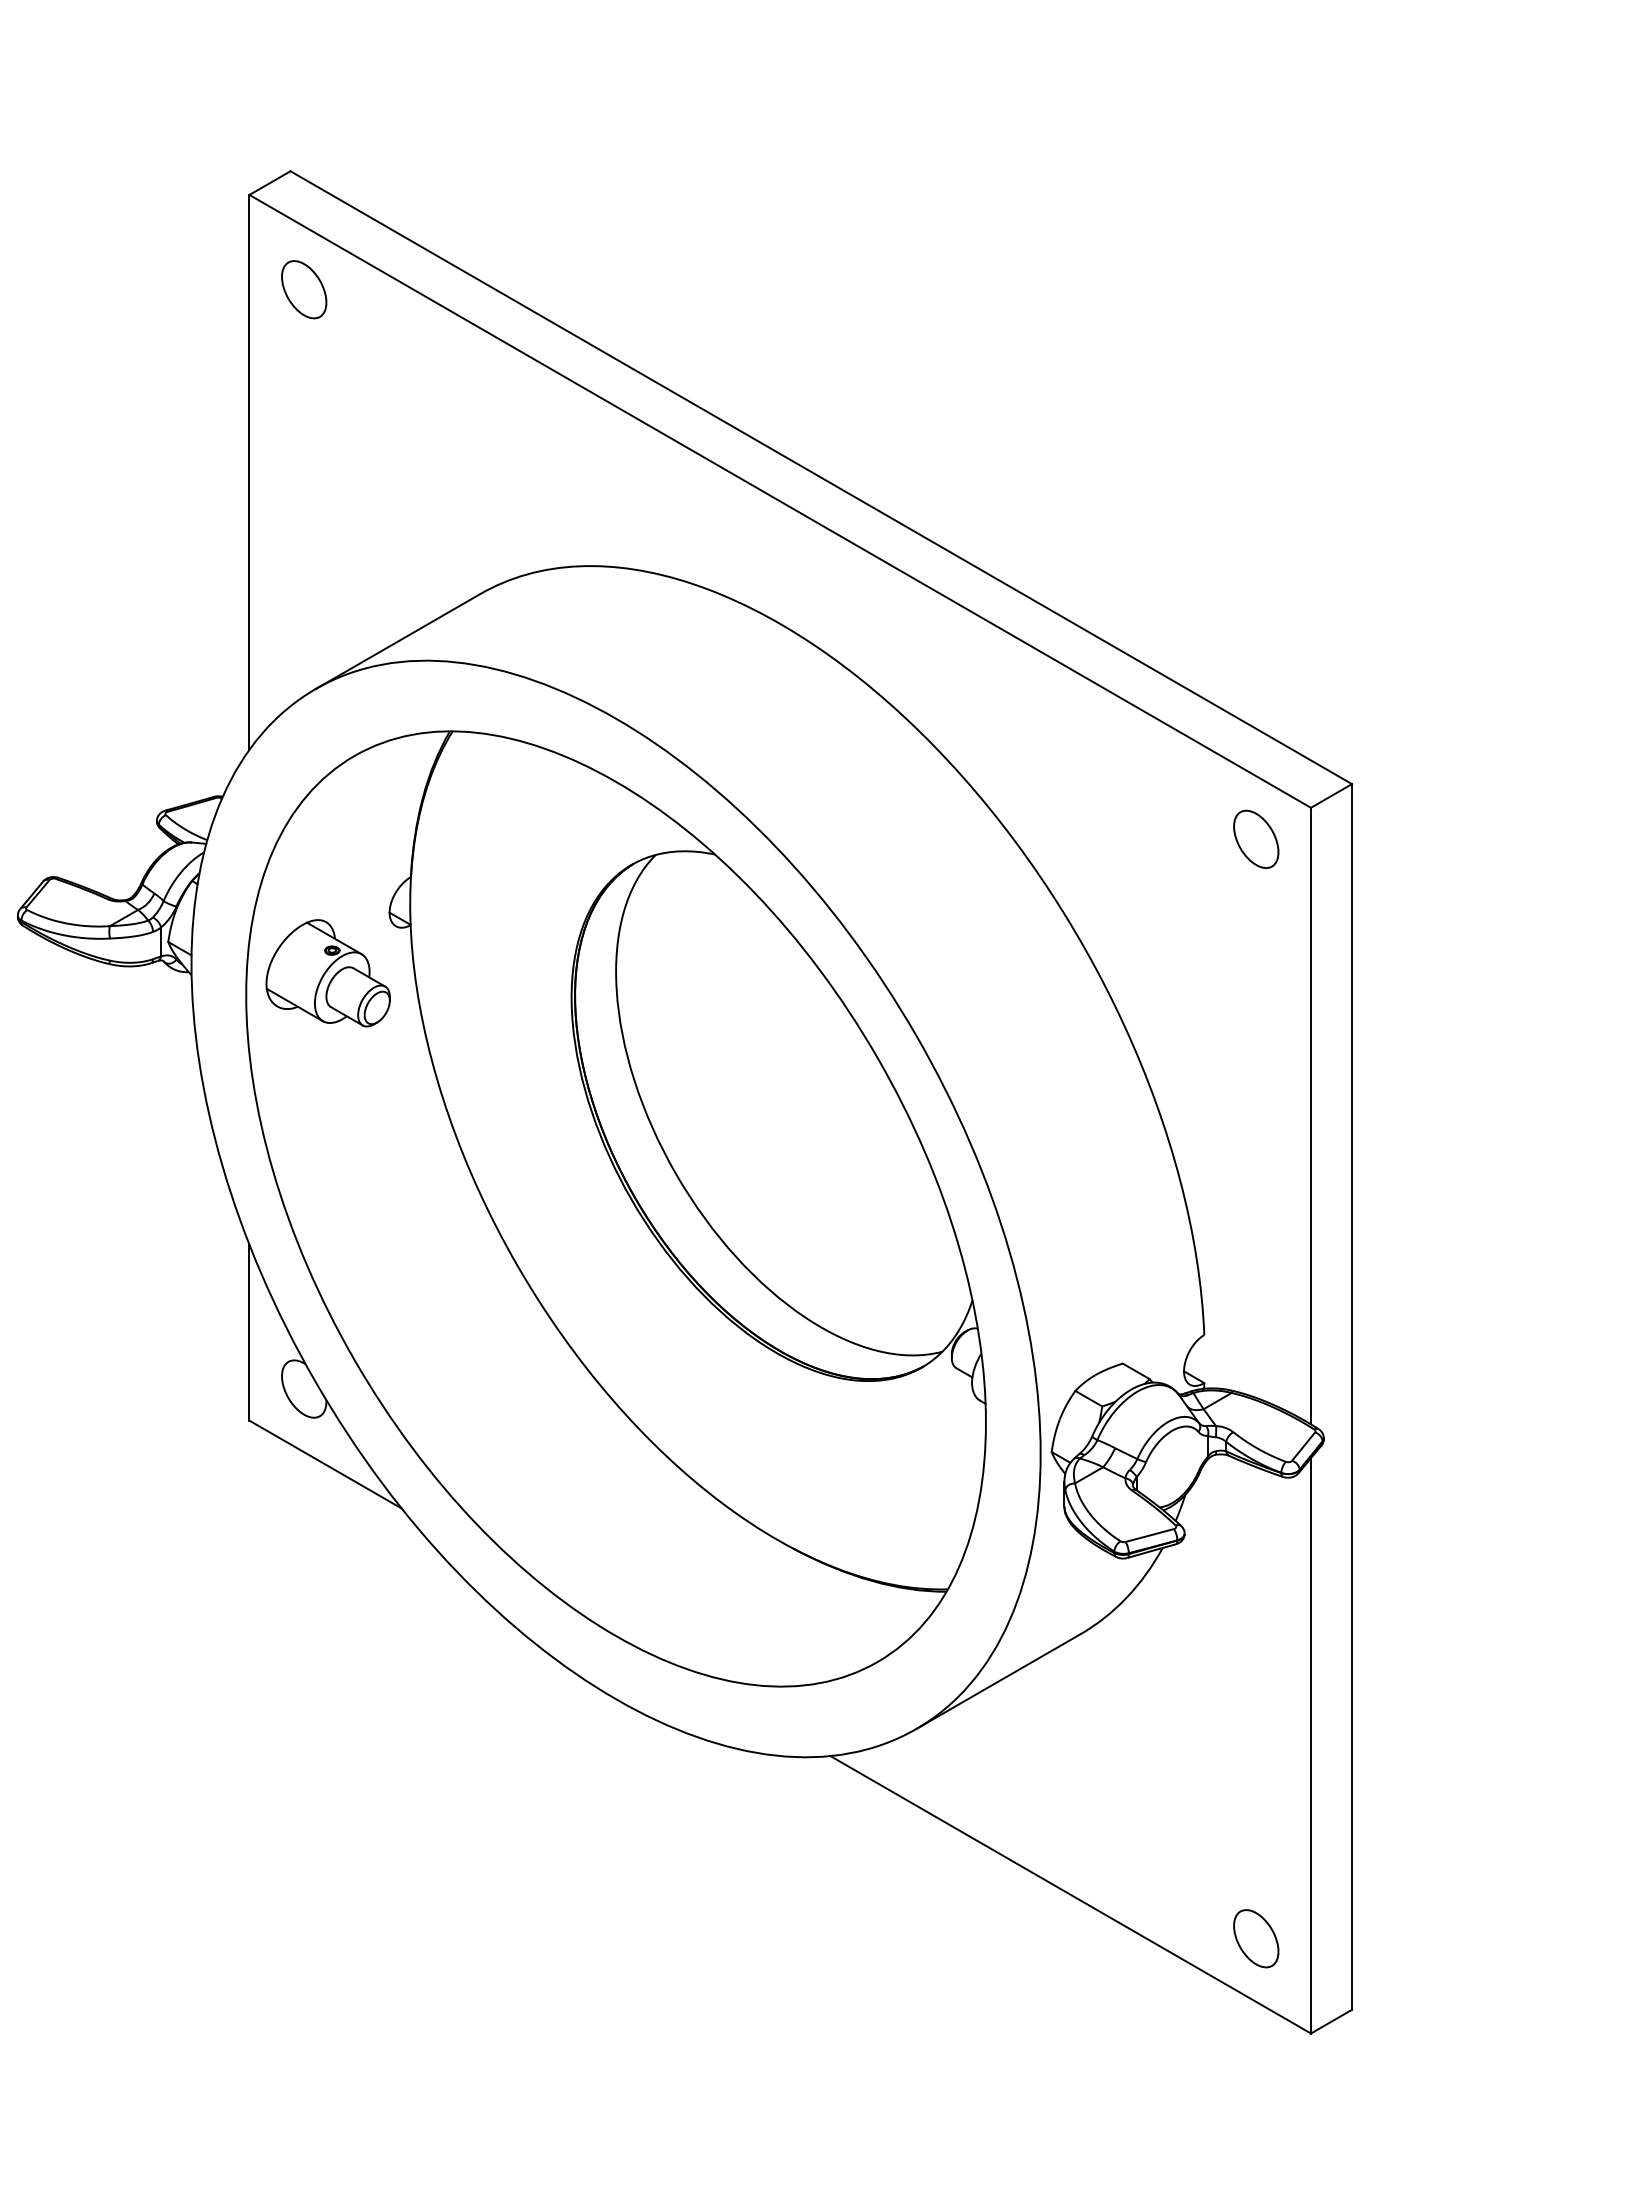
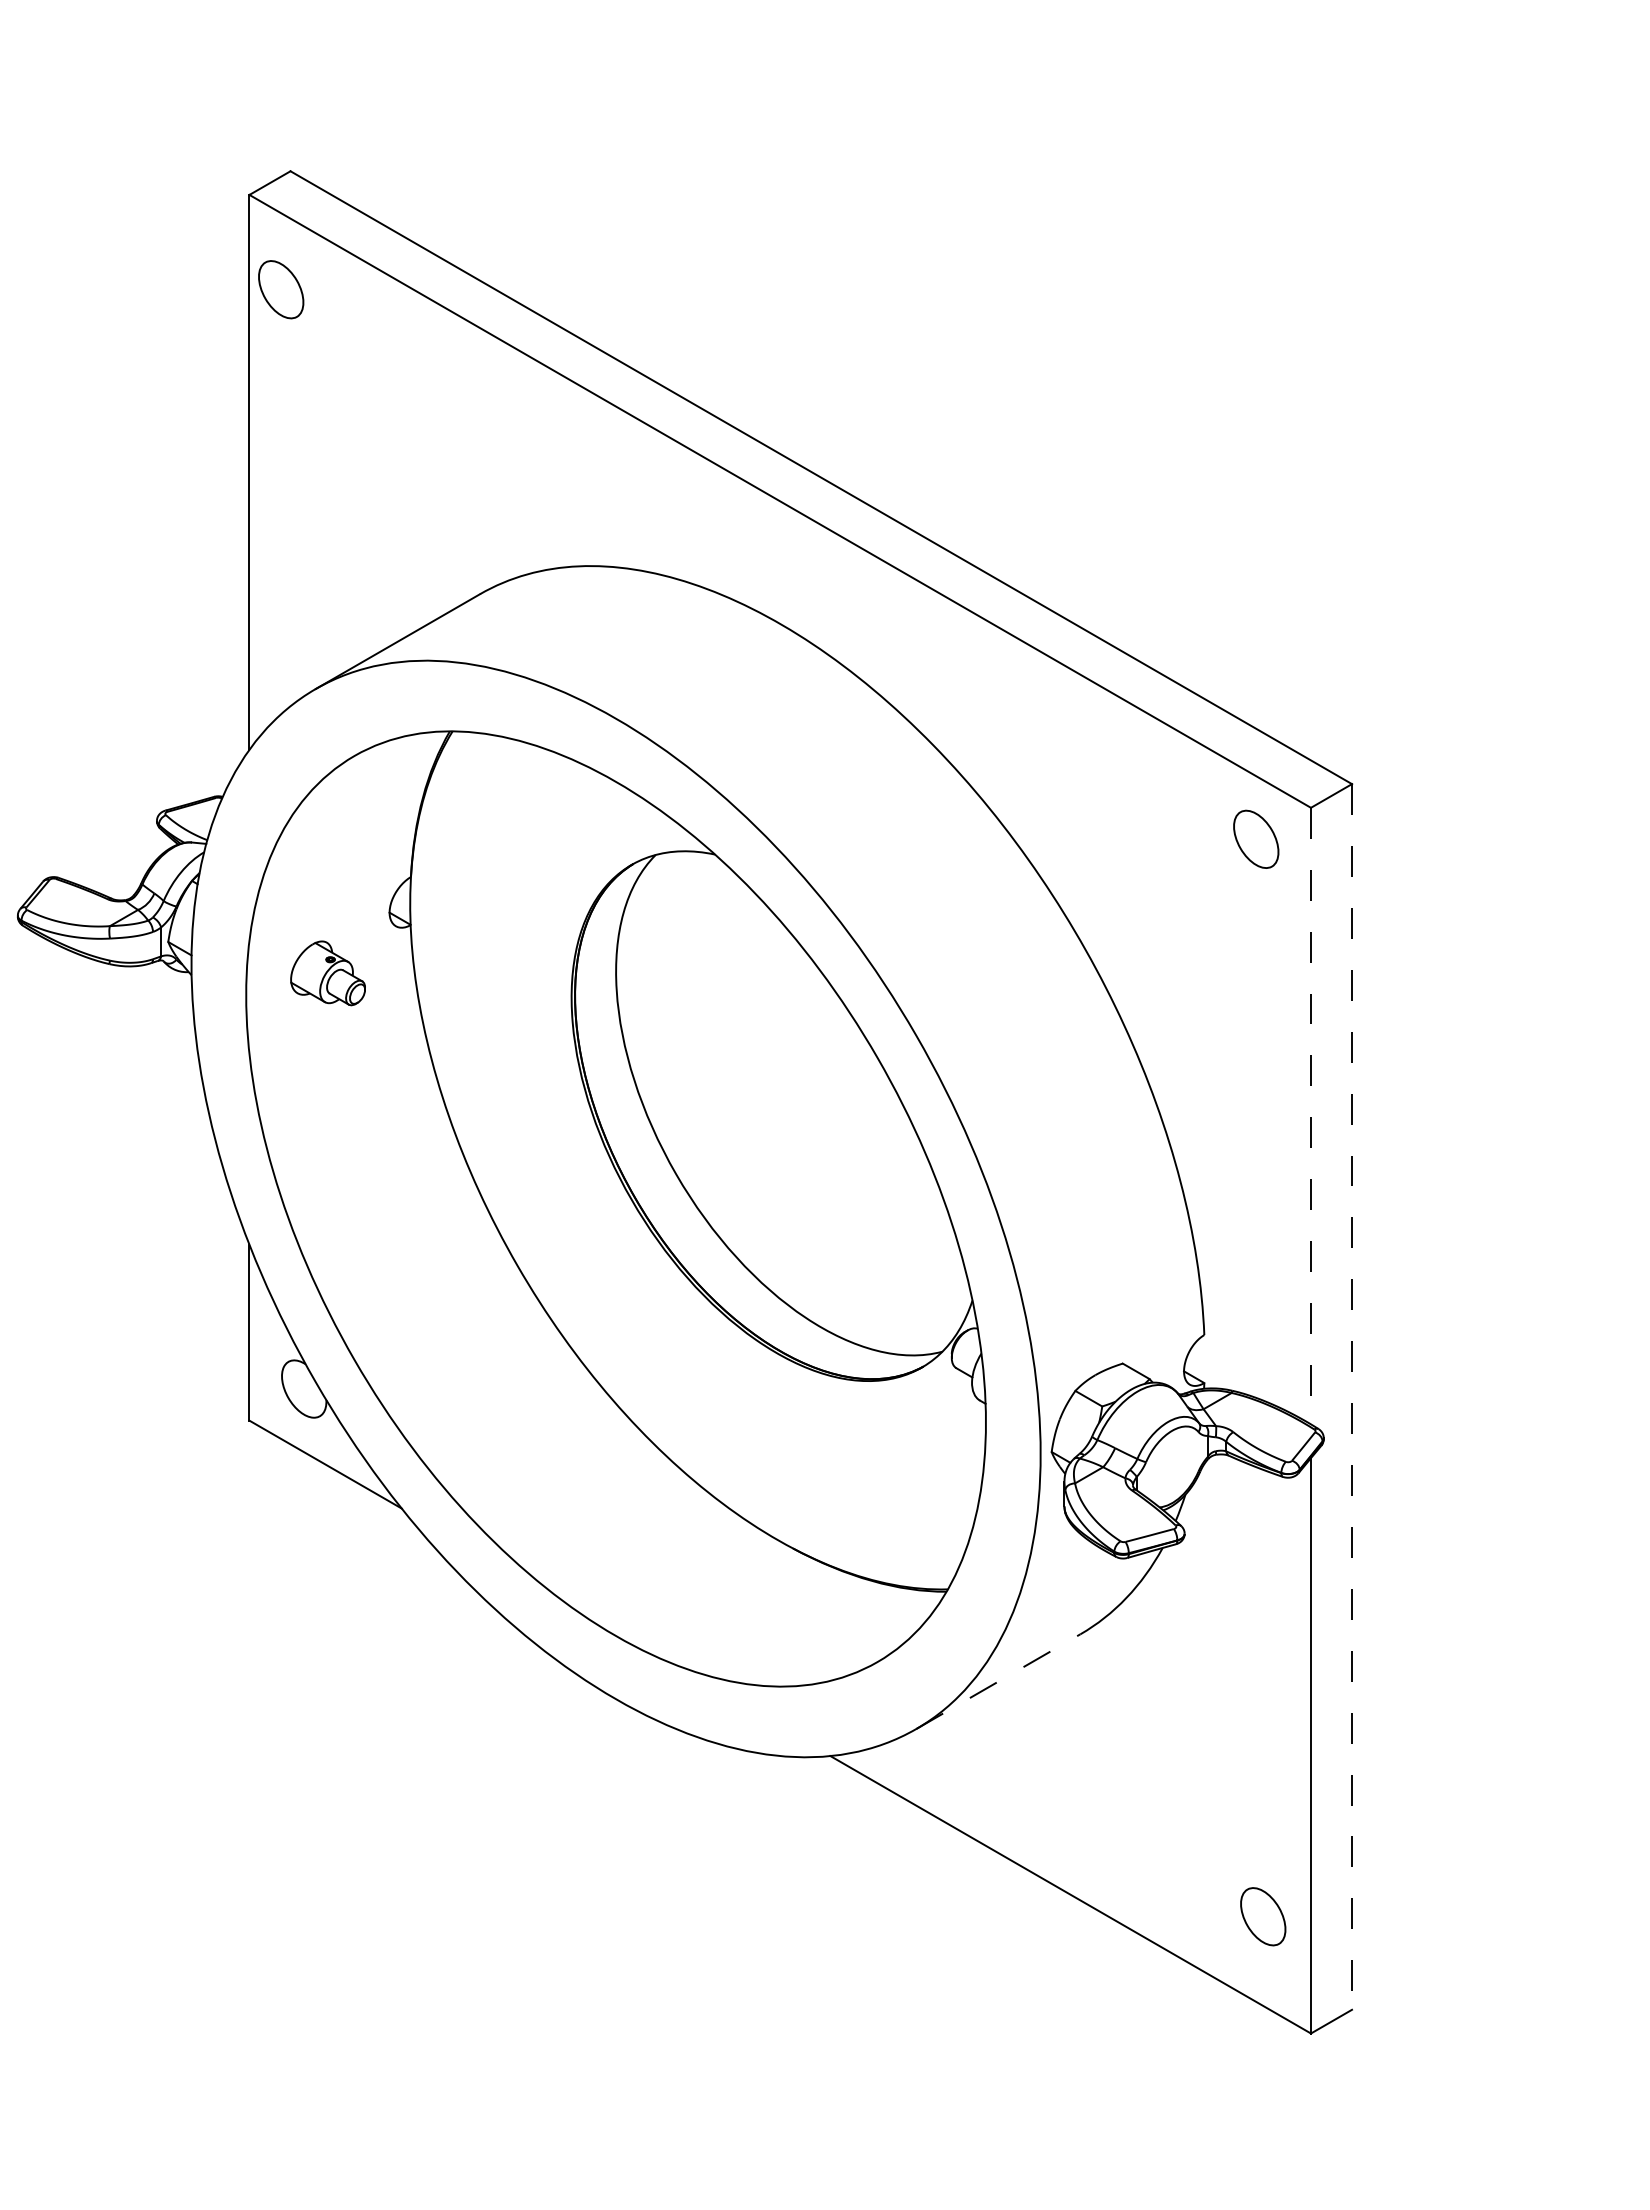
part position: (304, 289) -> (281, 289) (281, 289)
part size: 126x109 px -> 76x67 px (327, 973)
line: solid -> dashed (1310, 1116)
line: solid -> dashed (1352, 1396)
line: solid -> dashed (998, 1681)
part position: (1256, 1938) -> (1263, 1916) (1263, 1916)
